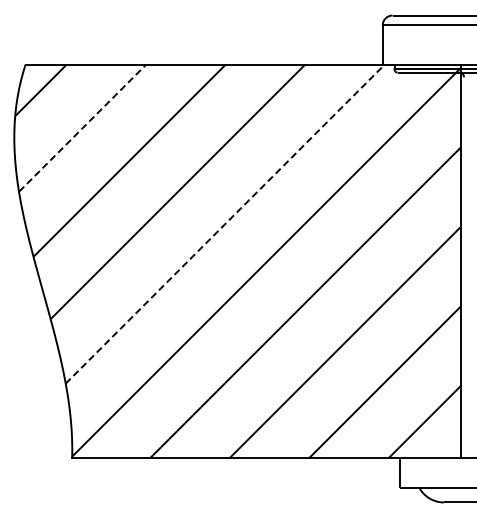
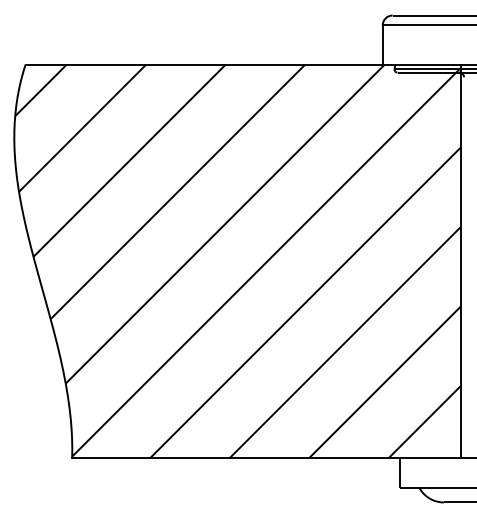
line: dashed -> solid (82, 128)
line: dashed -> solid (225, 224)
